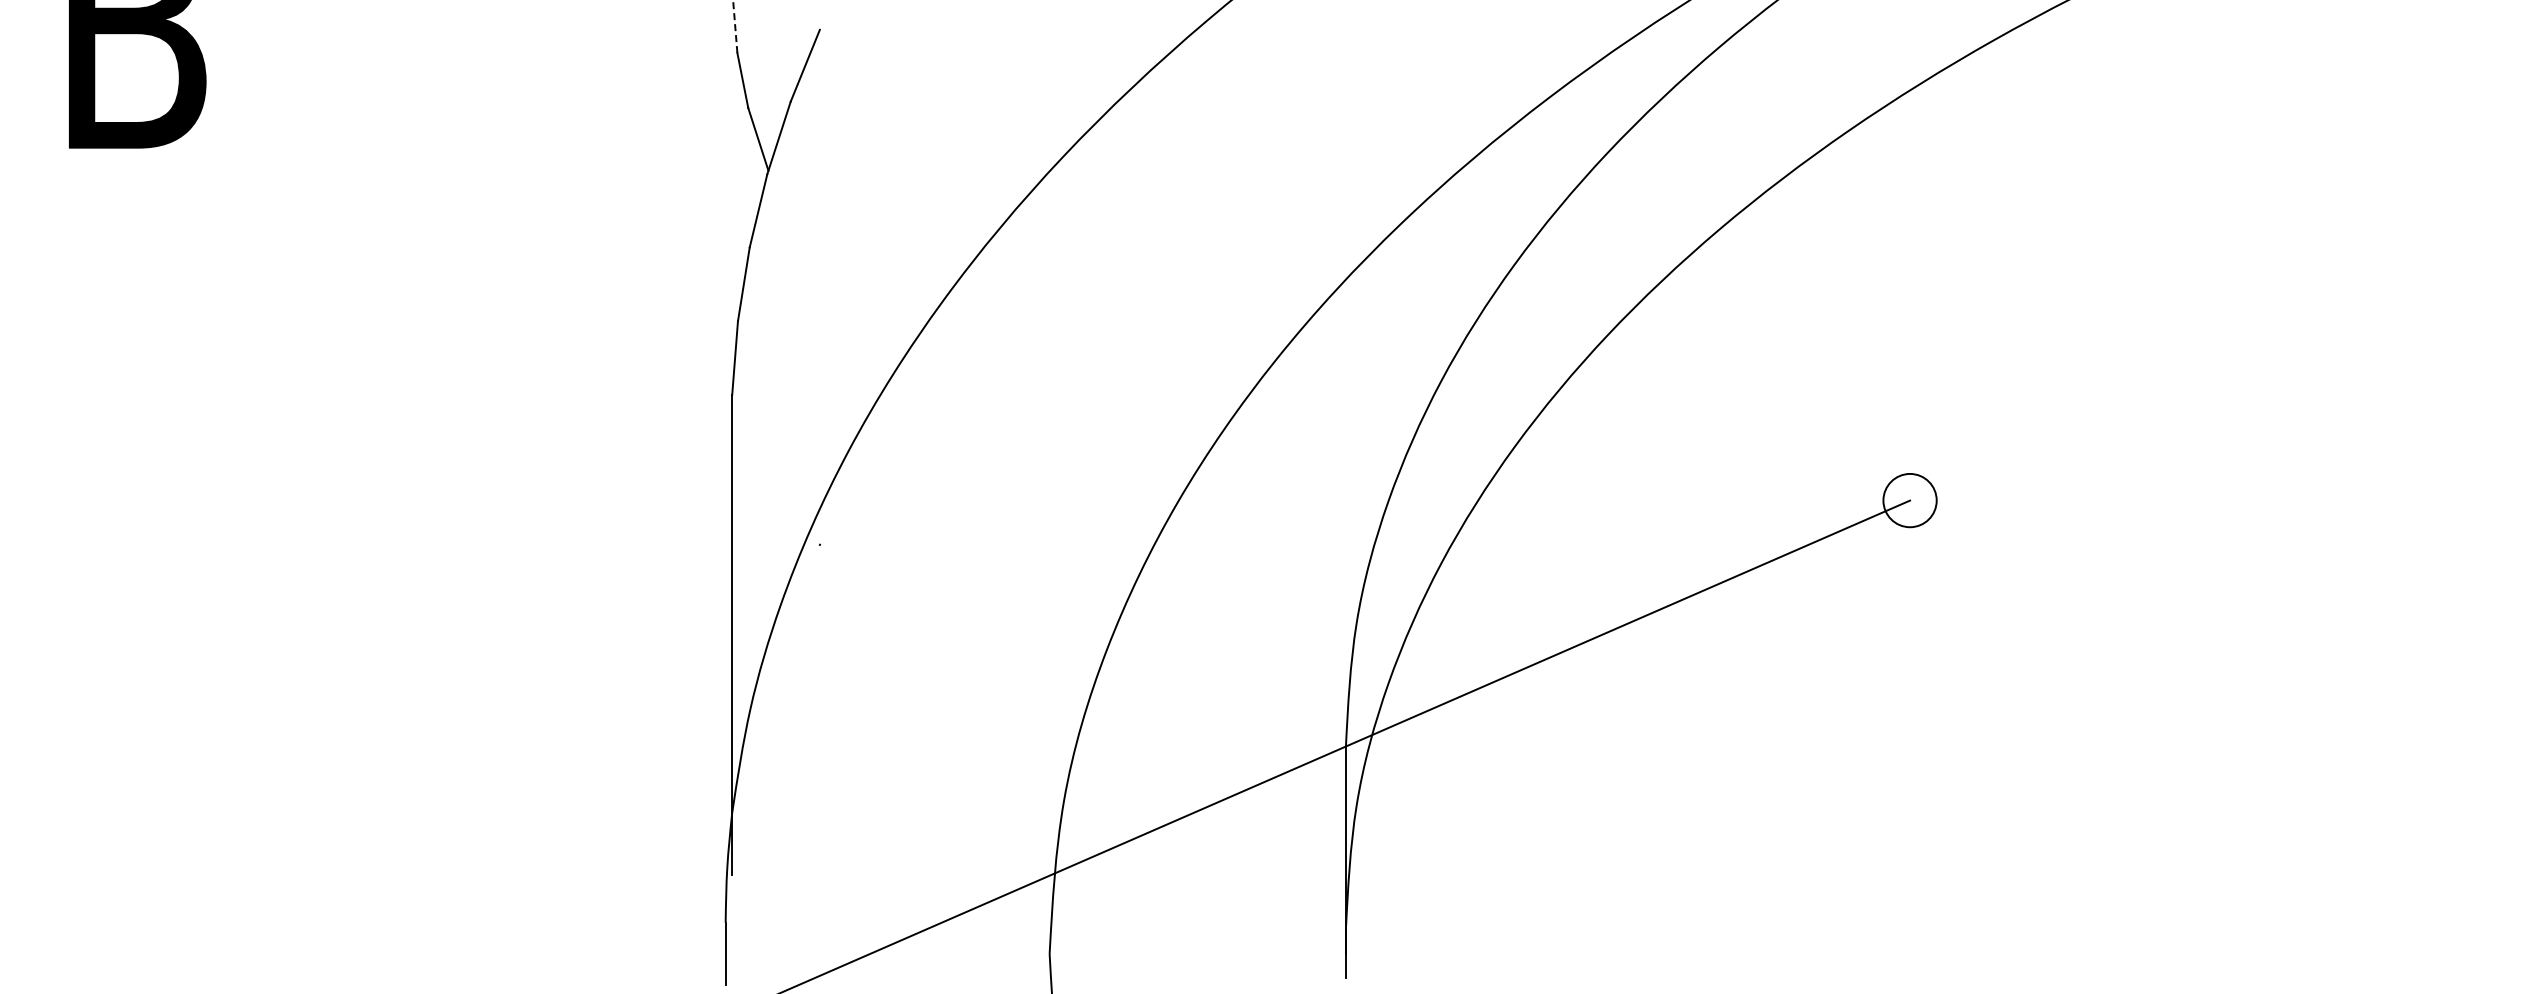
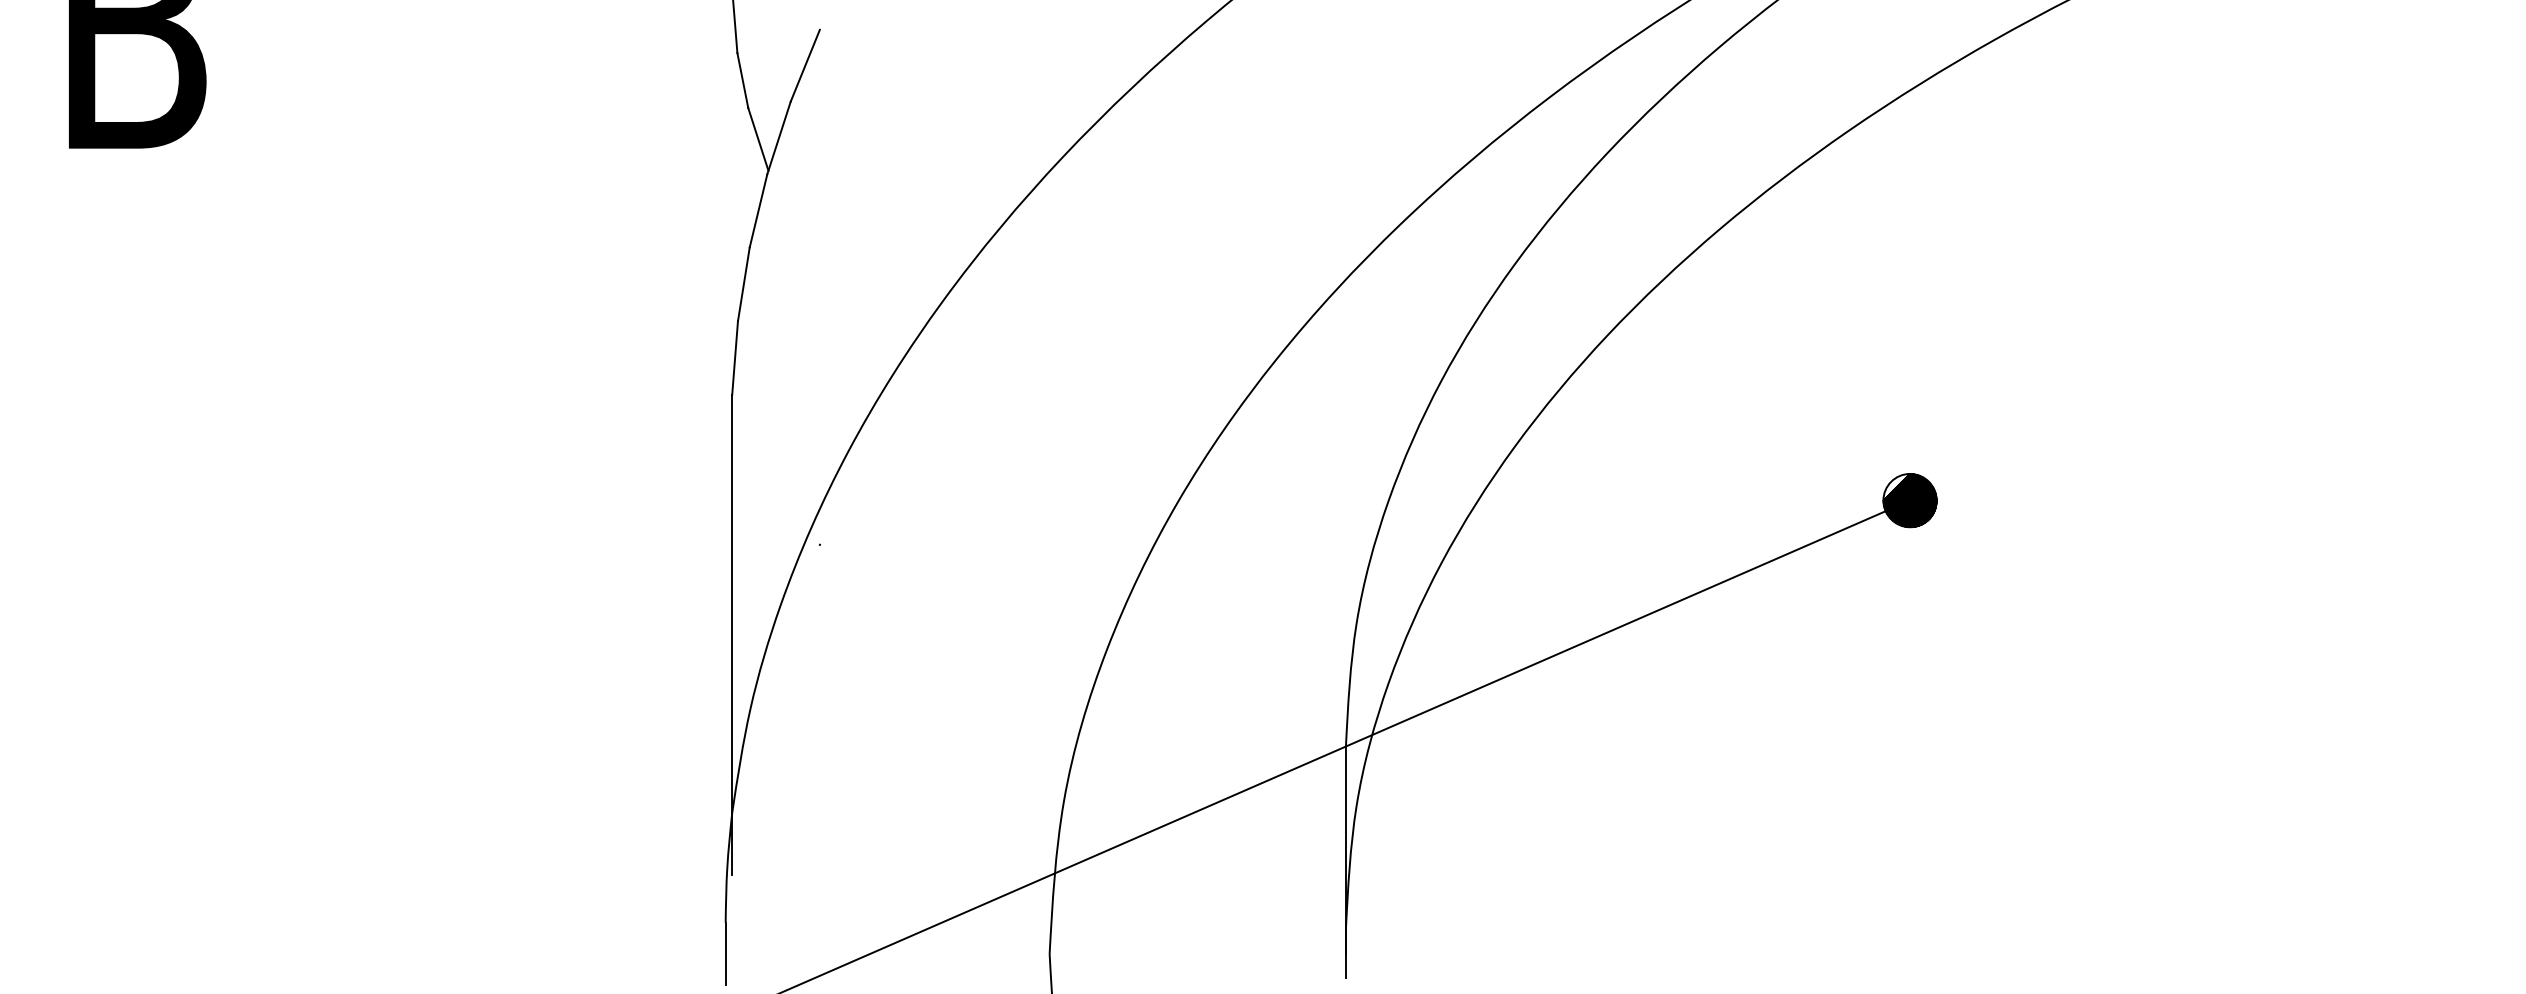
line: dashed -> solid (735, 26)
hatch: none -> present (1909, 500)
